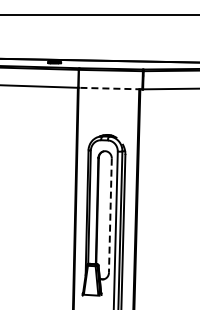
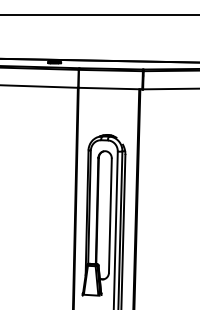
line: dashed -> solid (110, 88)
line: dashed -> solid (110, 216)
